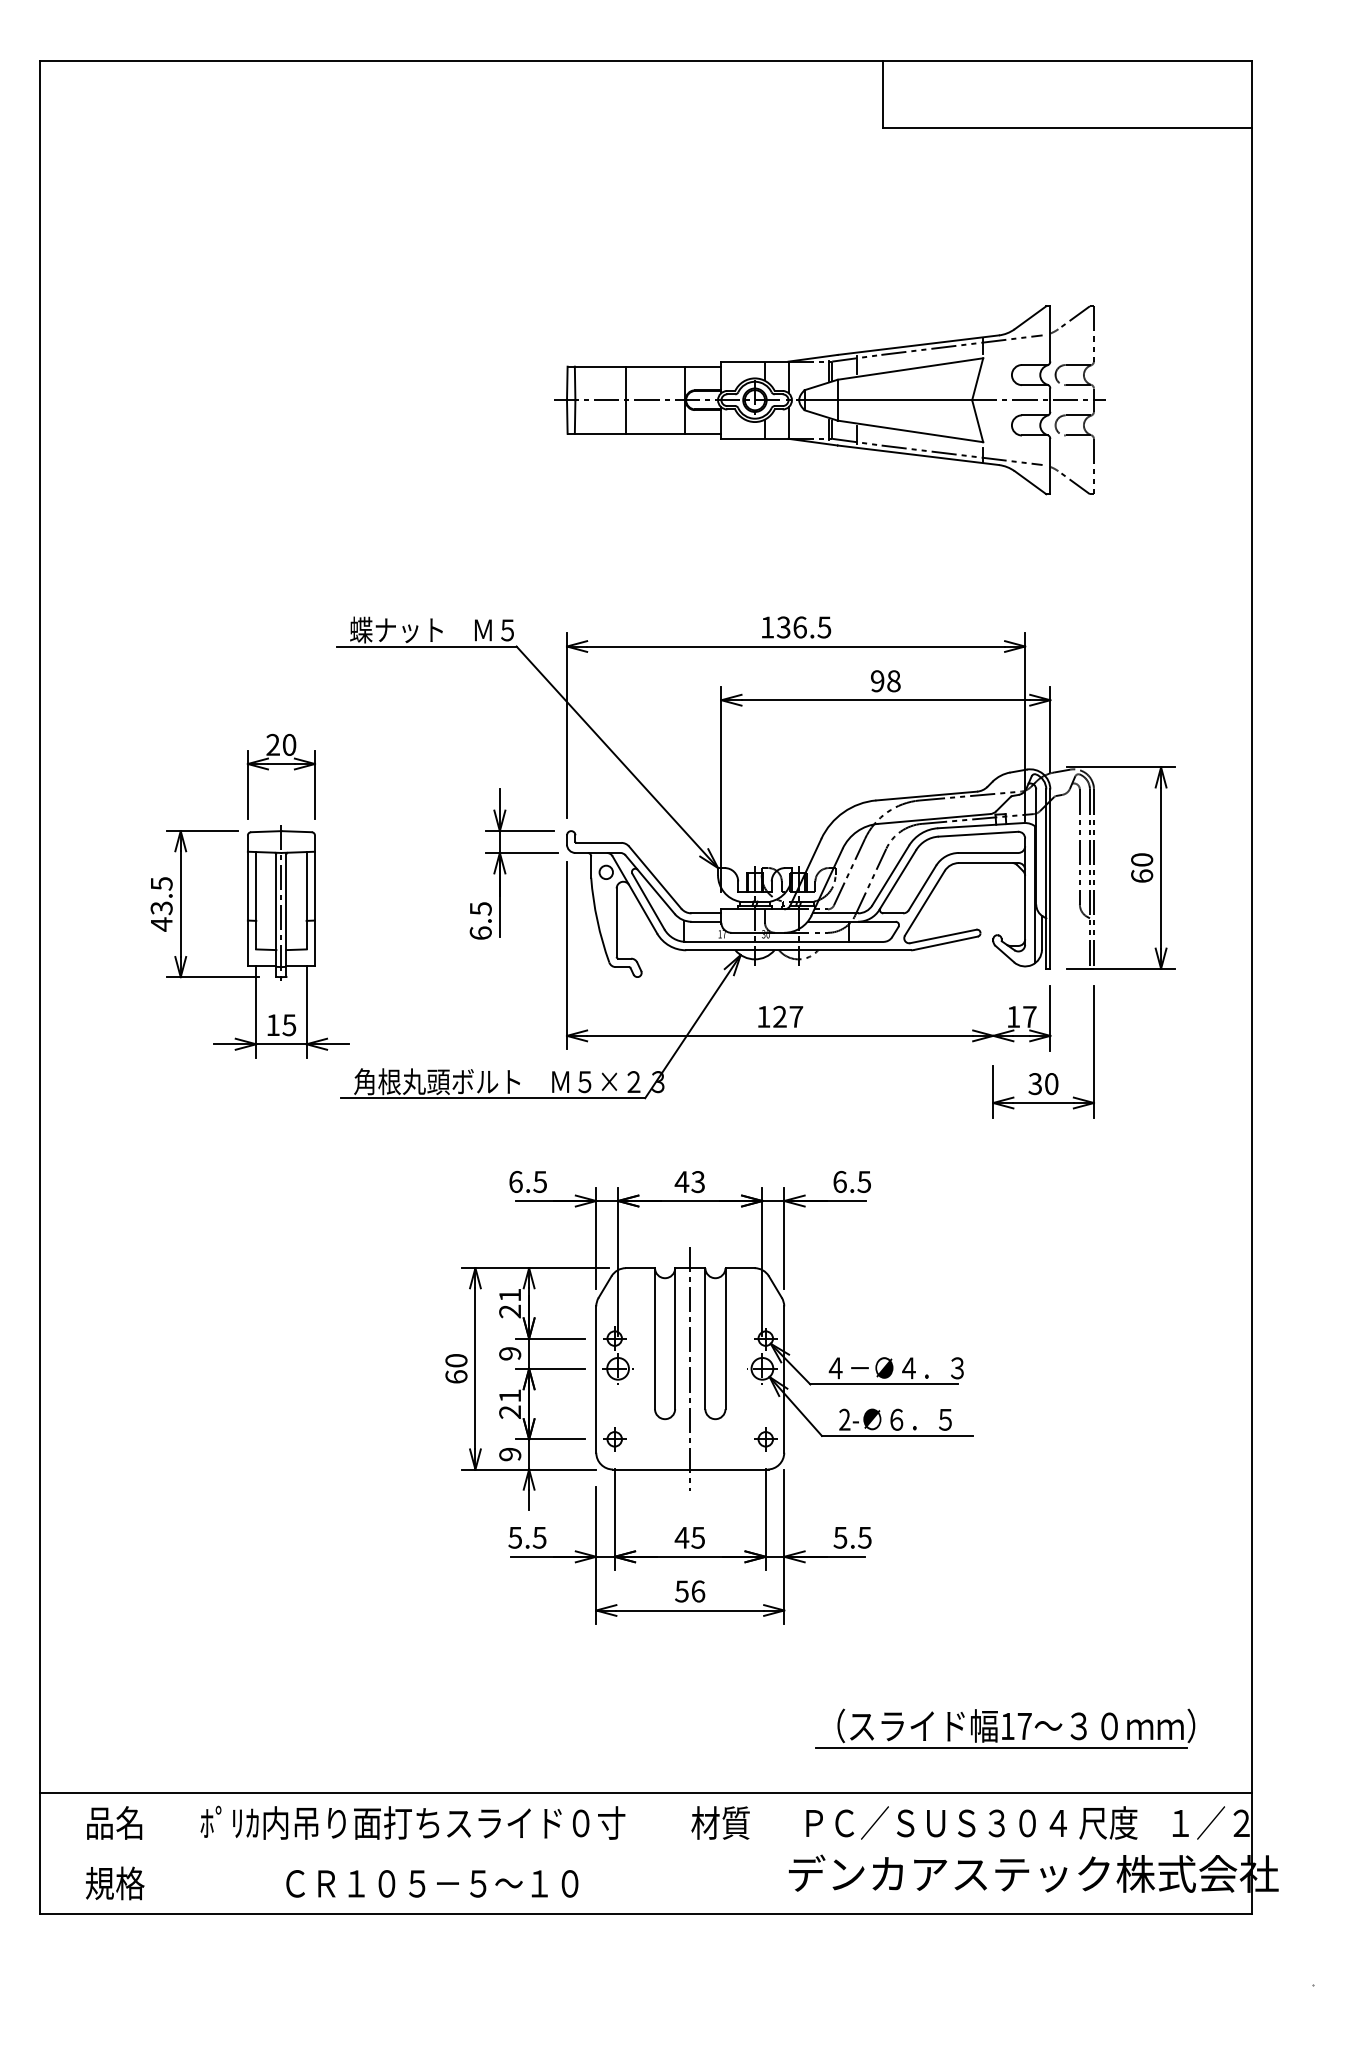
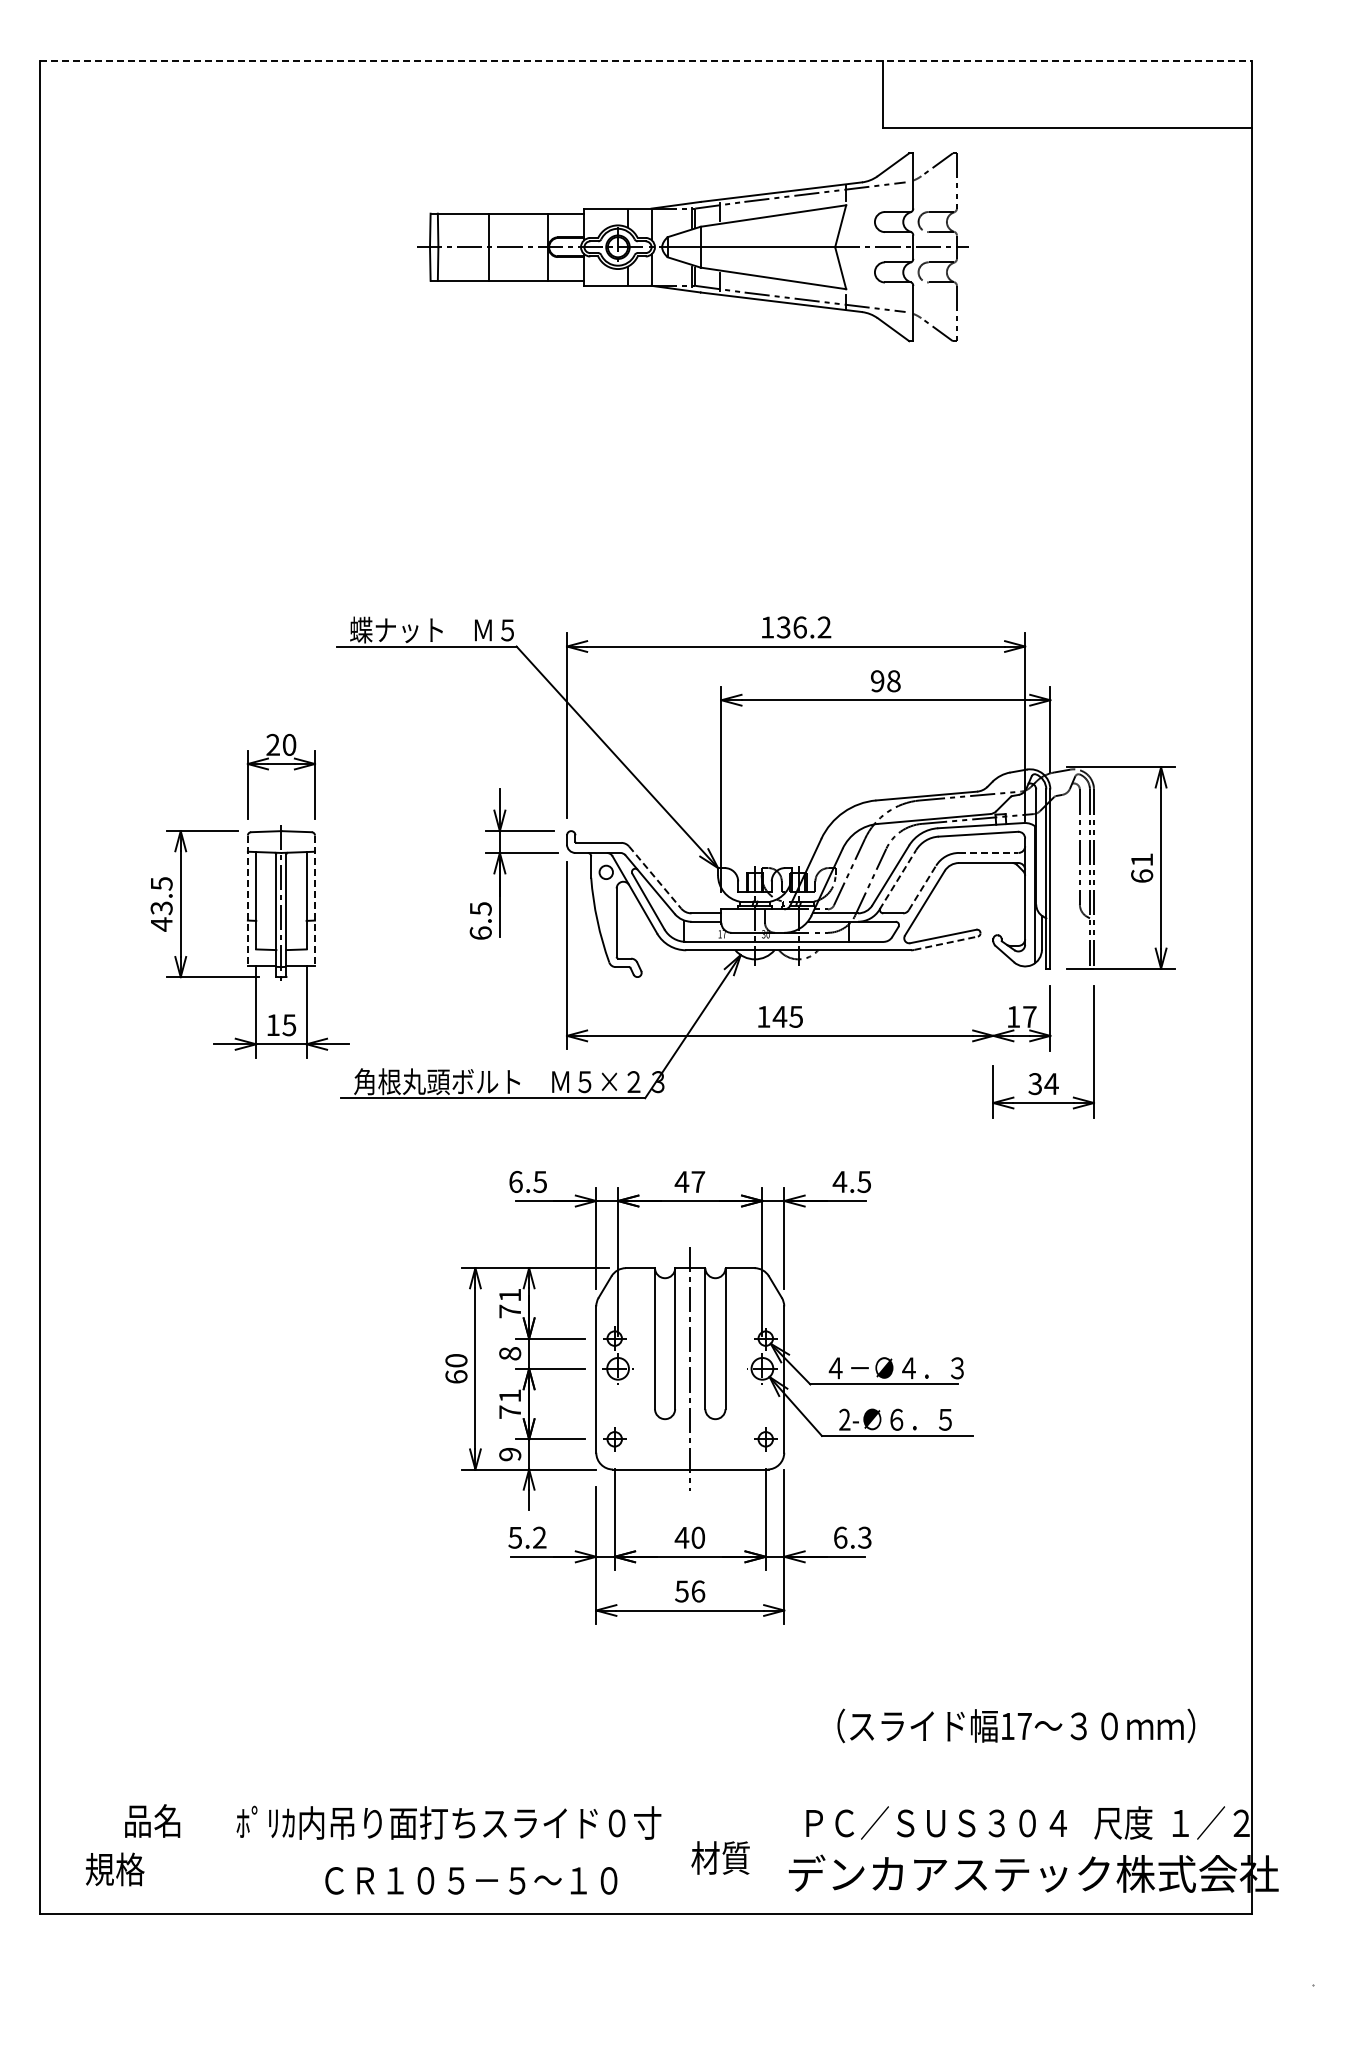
line: solid -> dashed (646, 61)
part position: (829, 400) -> (692, 247) (692, 247)
text: 136.5 -> 136.2 (824, 627)
line: solid -> dashed (988, 852)
text: 60 -> 61 (1142, 859)
line: solid -> dashed (655, 877)
line: solid -> dashed (897, 879)
line: solid -> dashed (922, 887)
line: solid -> dashed (247, 901)
line: solid -> dashed (315, 901)
line: solid -> dashed (946, 943)
text: 127 -> 145 (787, 1016)
text: 30 -> 34 (1051, 1084)
text: 6.5 -> 4.5 (839, 1181)
text: 43 -> 47 (698, 1182)
text: 21 -> 71 (509, 1311)
text: 9 -> 8 (510, 1353)
text: 21 -> 71 (509, 1411)
text: 5.5 -> 5.2 (539, 1537)
text: 45 -> 40 (697, 1537)
text: 5.5 -> 6.3 (852, 1537)
line: present -> none (1001, 1747)
line: present -> none (646, 1793)
text position: (114, 1822) -> (152, 1820) (152, 1820)
text position: (412, 1822) -> (448, 1822) (448, 1822)
text position: (720, 1822) -> (720, 1857) (720, 1857)
text position: (1108, 1822) -> (1123, 1822) (1123, 1822)
text position: (115, 1883) -> (115, 1869) (115, 1869)
text position: (432, 1883) -> (471, 1880) (471, 1880)
